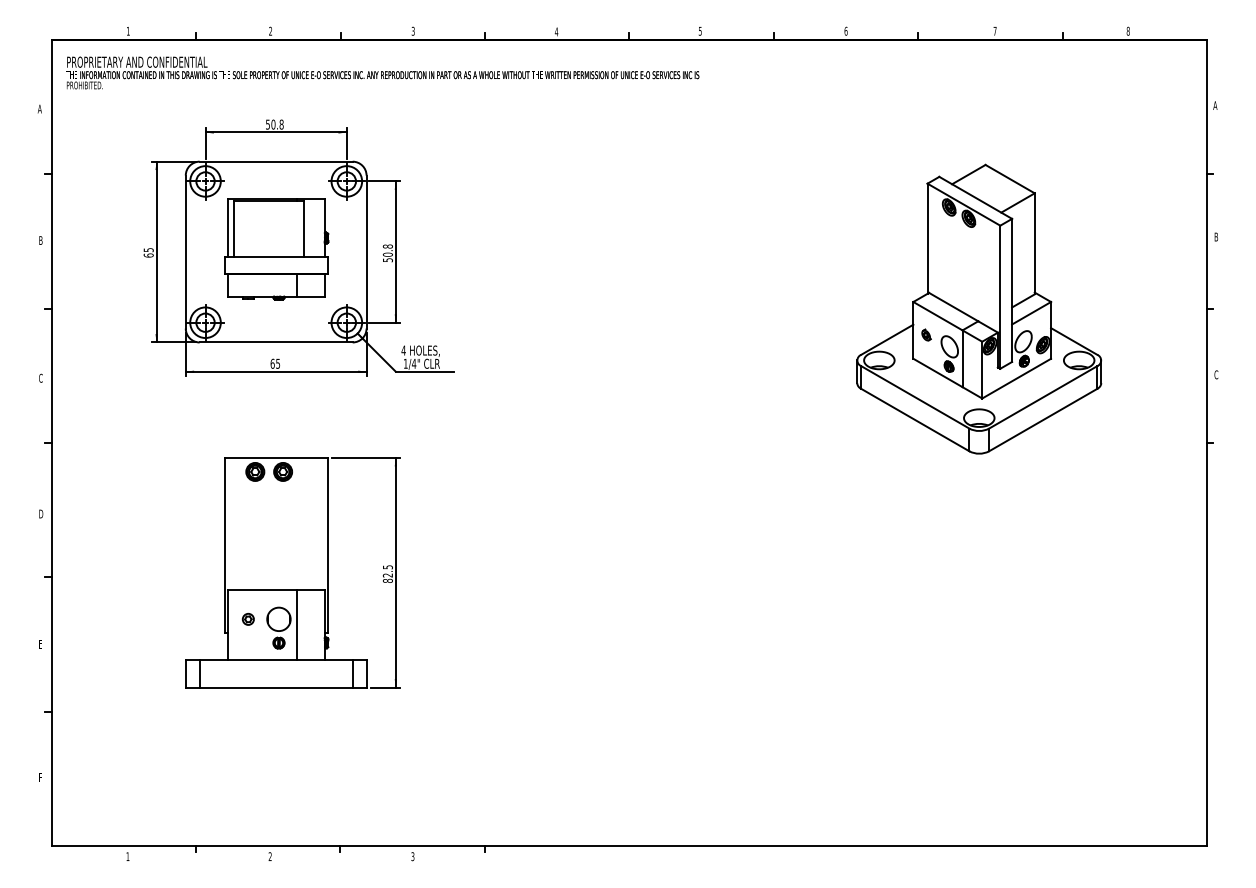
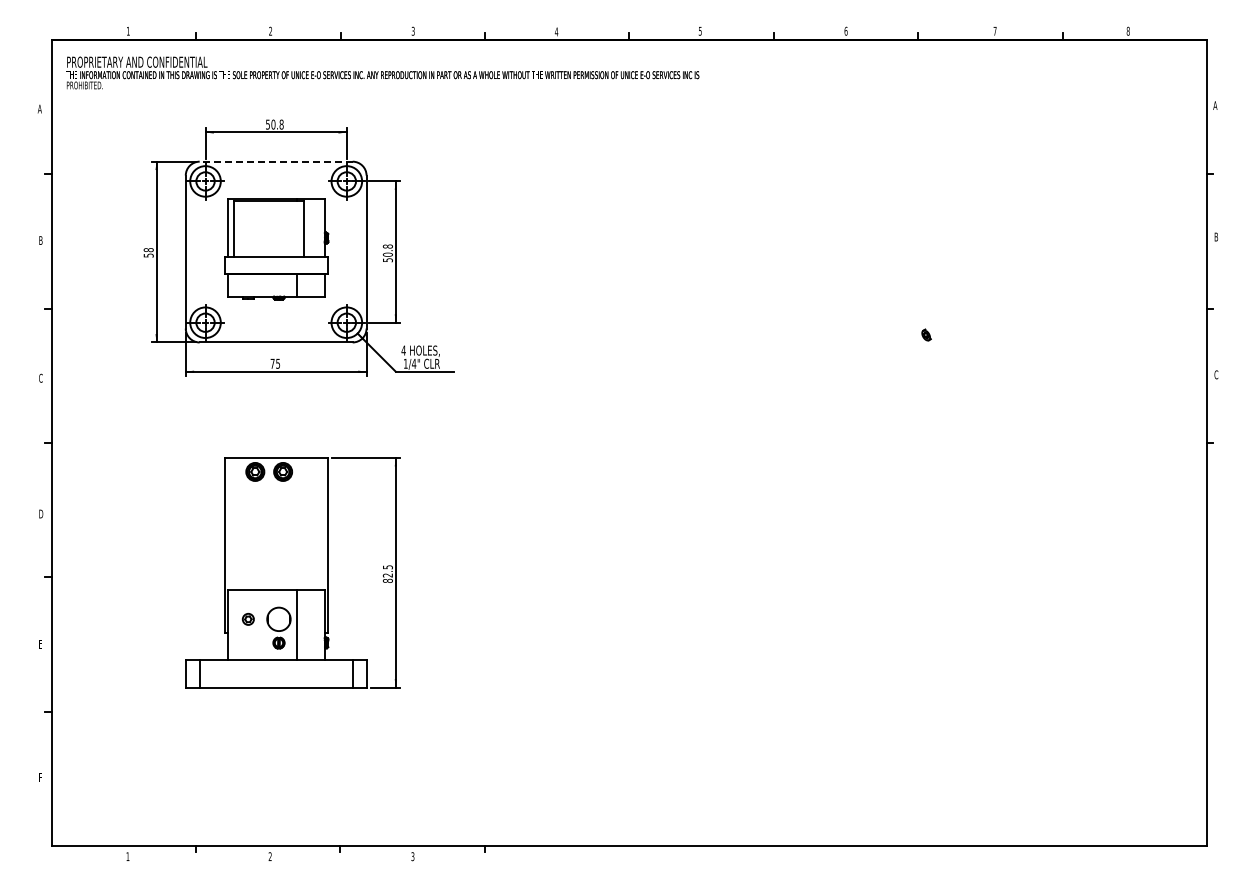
line: solid -> dashed (275, 161)
text: 65 -> 58 (148, 252)
part: present -> none (979, 308)
text: 65 -> 75 (272, 363)
